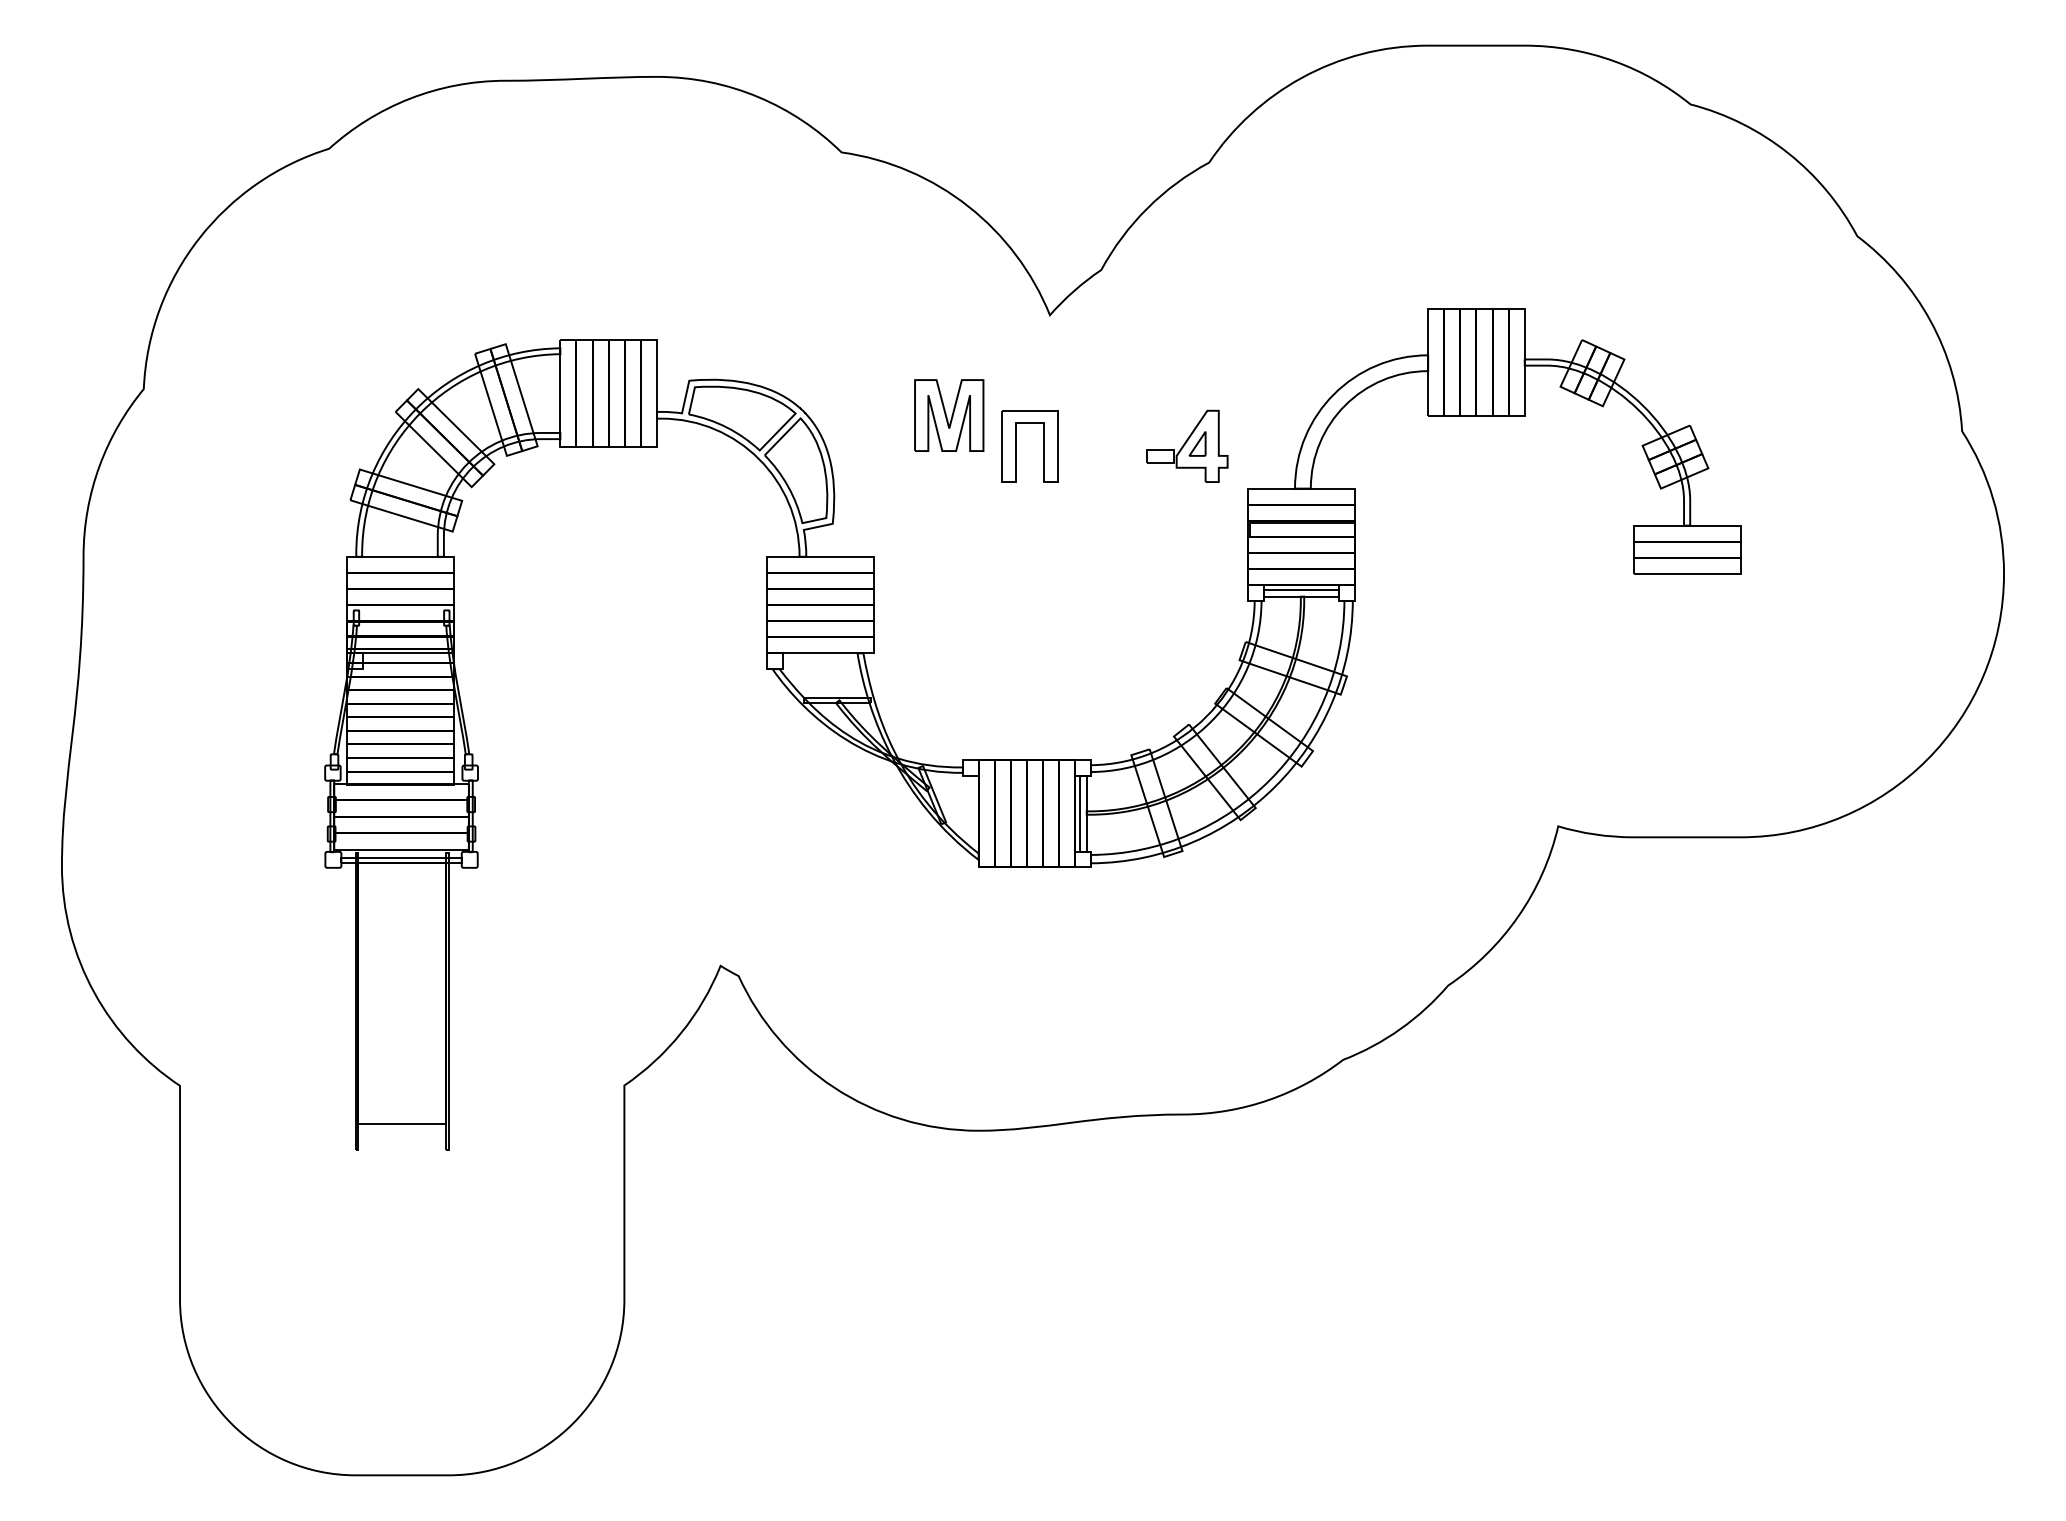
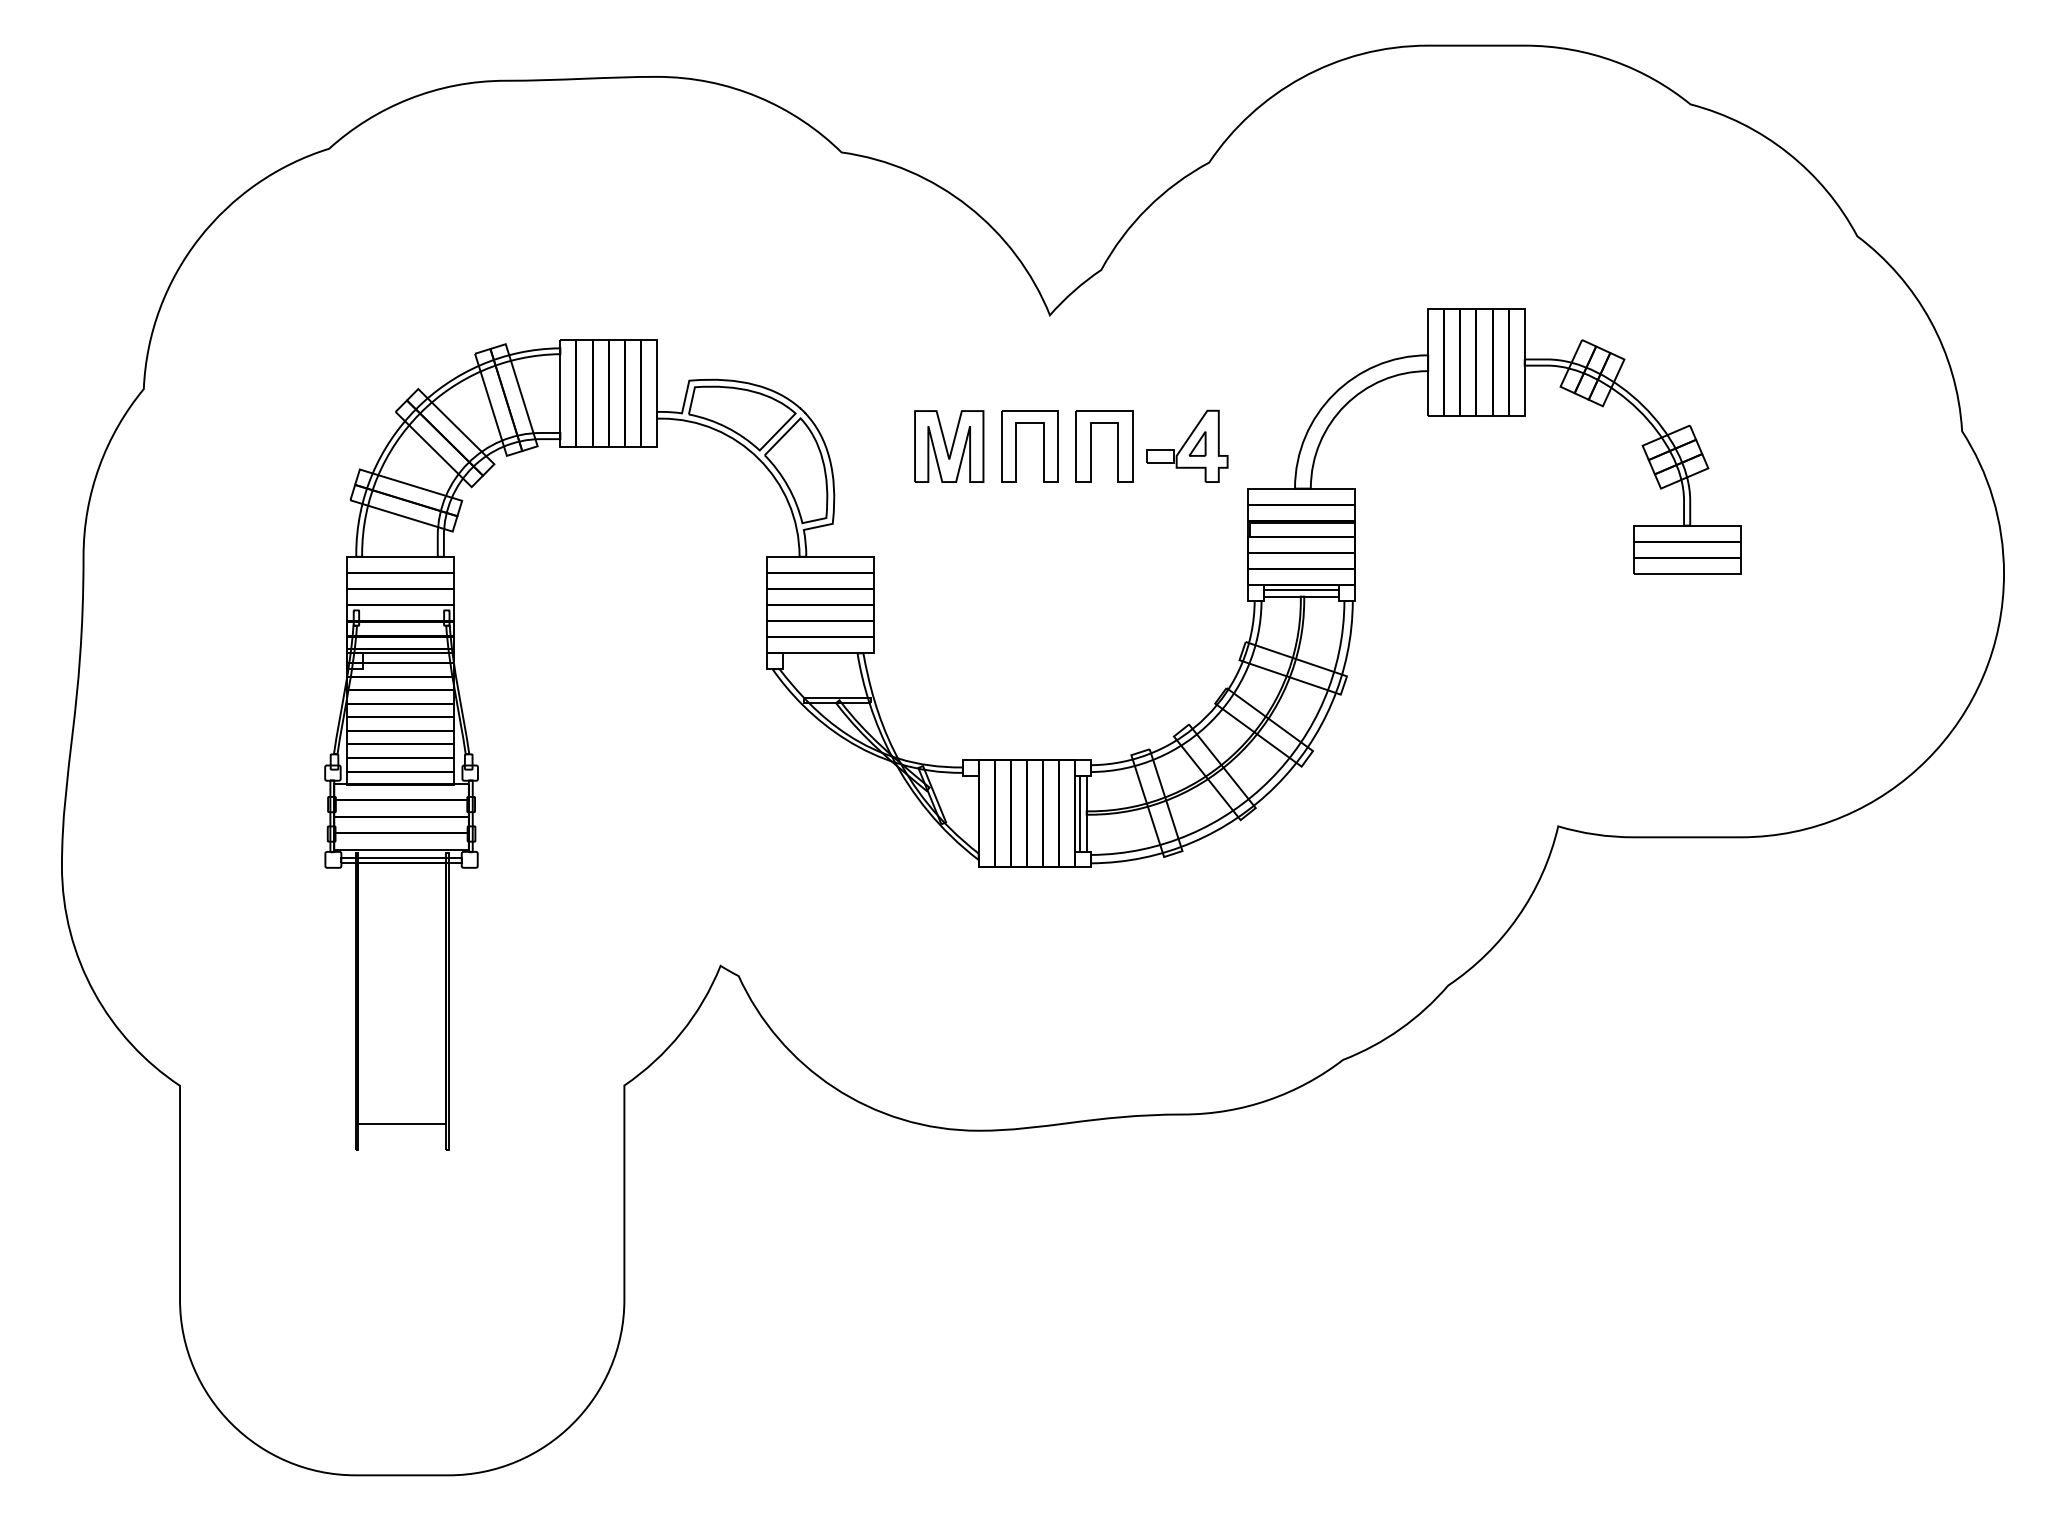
part position: (949, 415) -> (949, 446) (949, 446)
part: none -> present (1091, 446)
